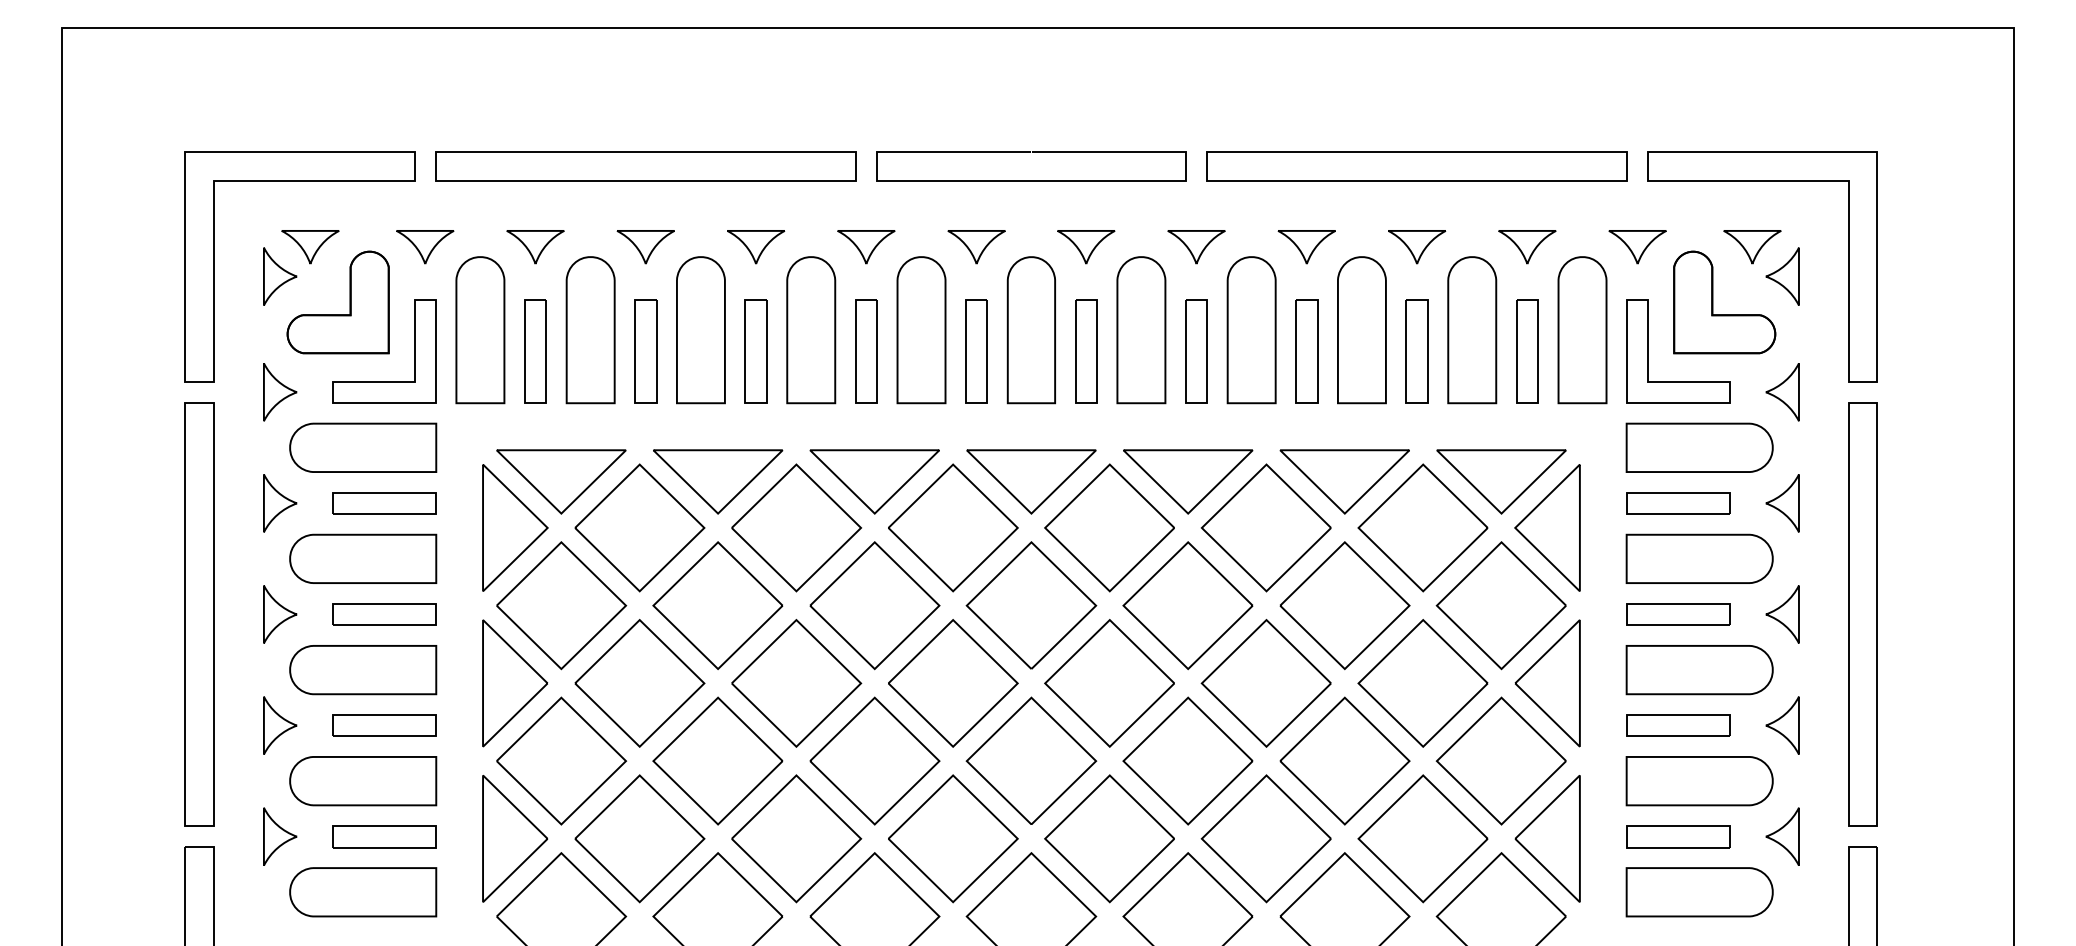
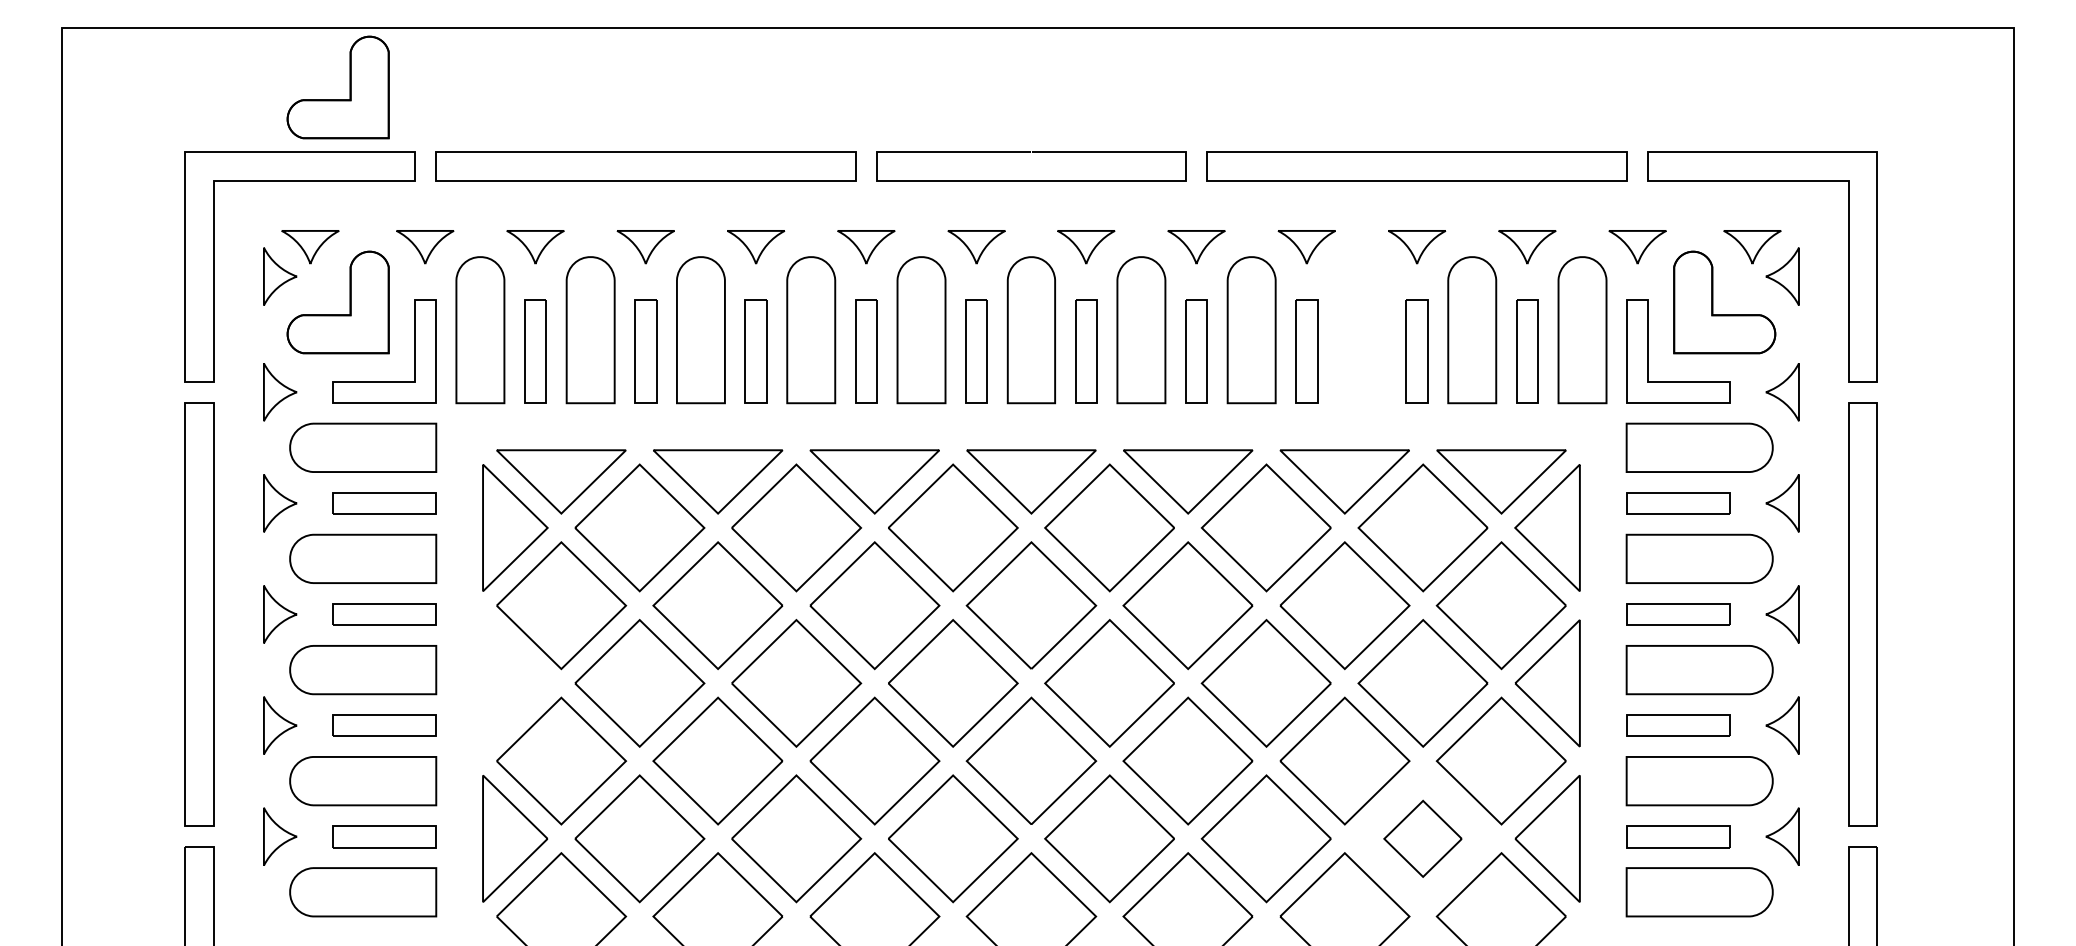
part: none -> present (349, 87)
part: present -> none (1361, 330)
part: present -> none (515, 683)
part size: 132x130 px -> 80x79 px (1422, 838)
